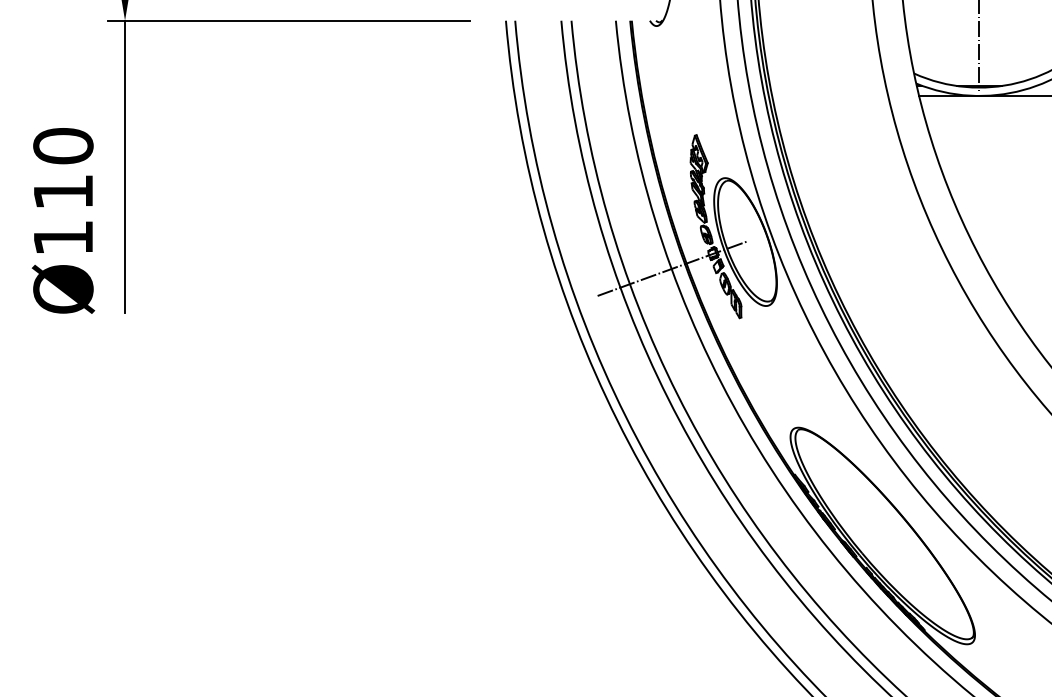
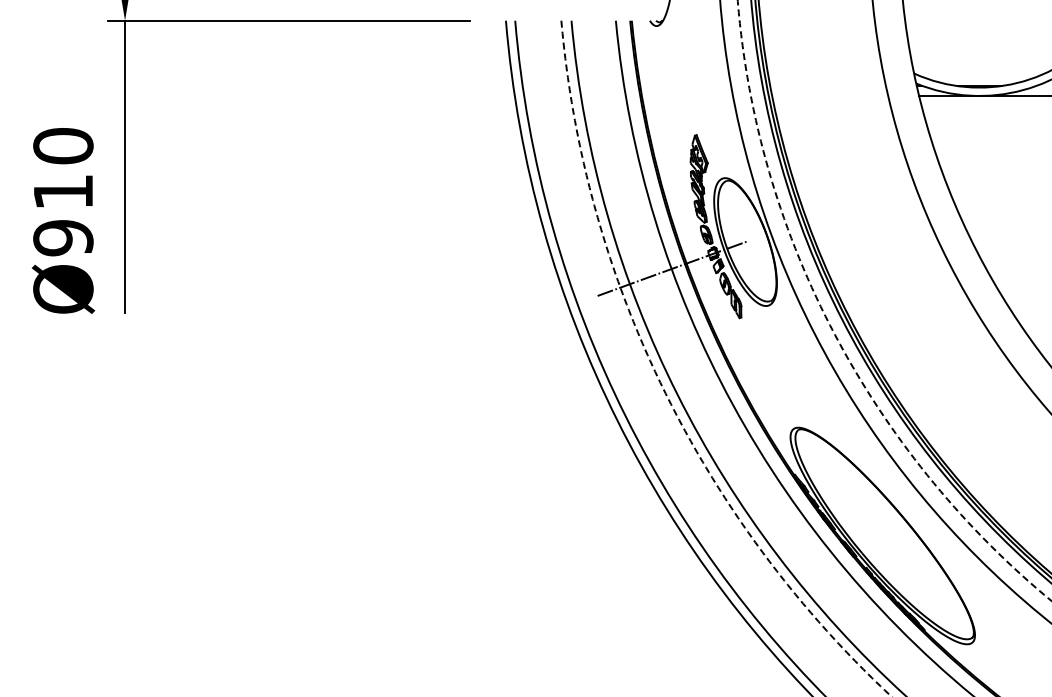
line: present -> none (979, 46)
text: Ø110 -> Ø910 (63, 238)
circle: solid -> dashed (894, 300)
arc: solid -> dashed (663, 388)
